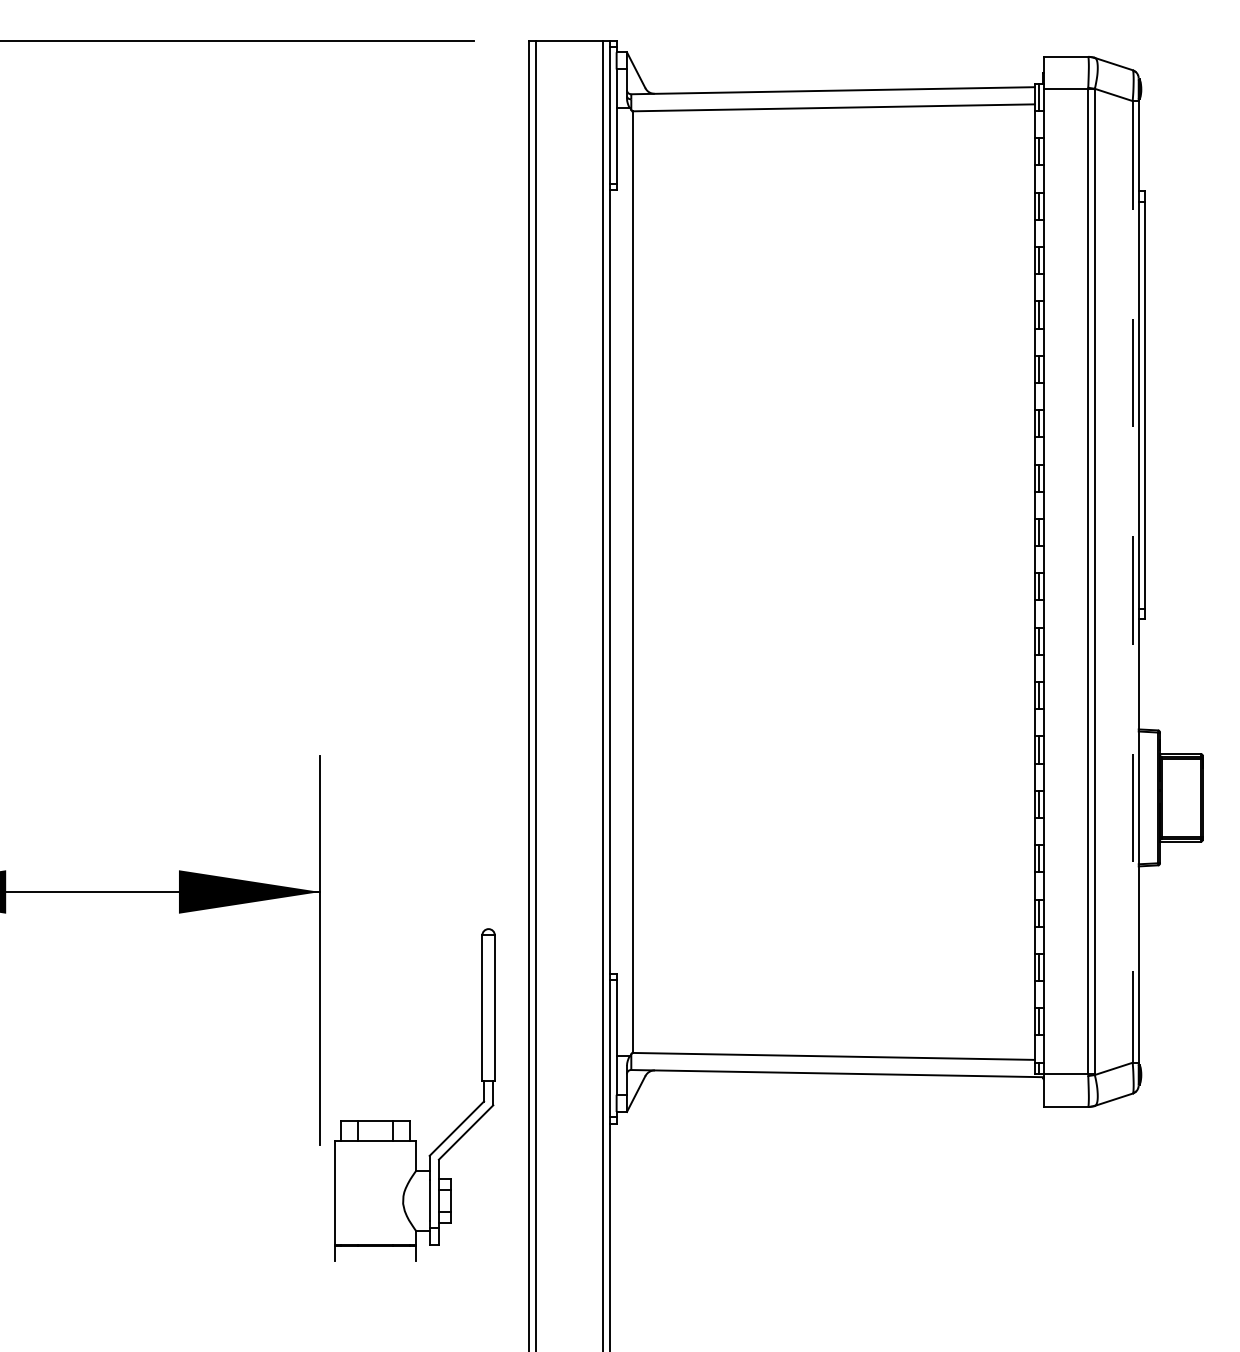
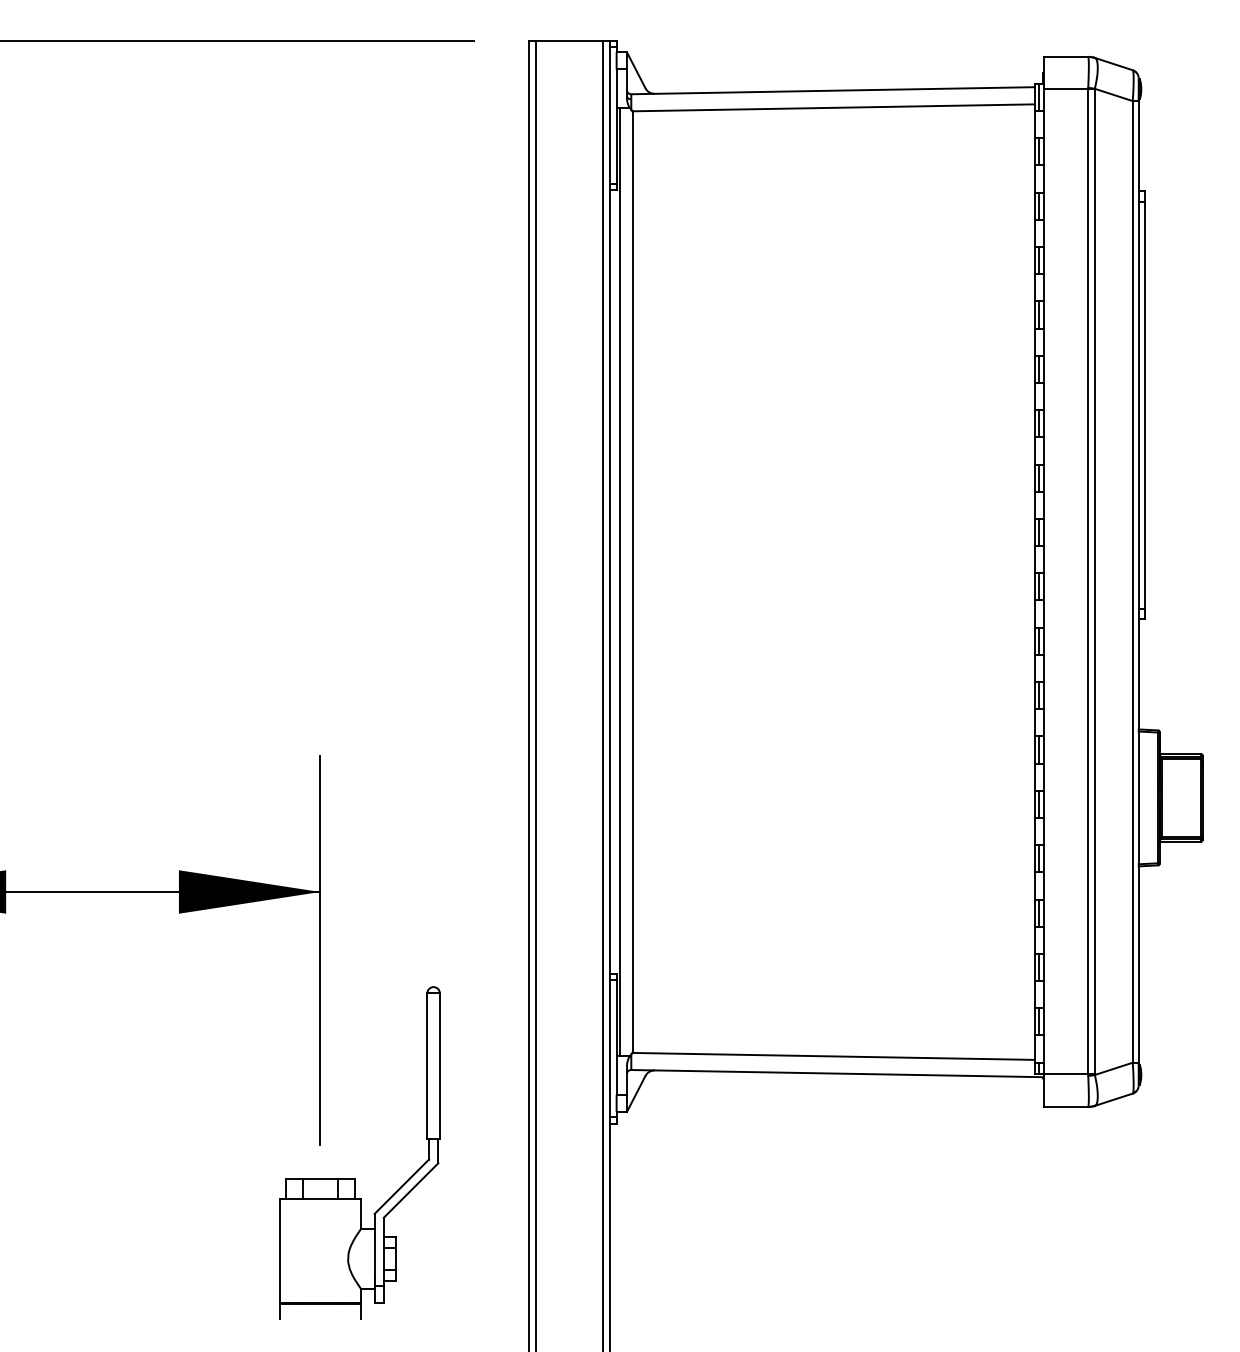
line: none -> present (619, 581)
line: dashed -> solid (1132, 581)
part position: (410, 1120) -> (355, 1178) (355, 1178)
